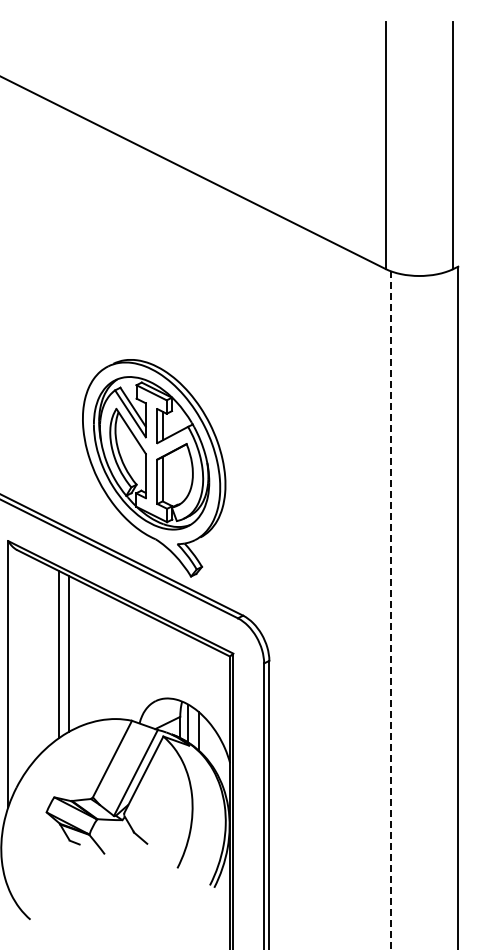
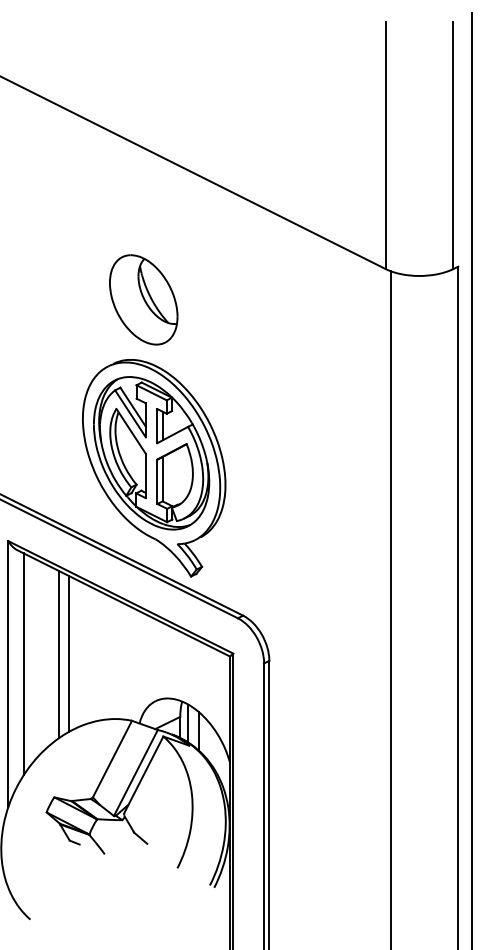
part: none -> present (143, 299)
line: none -> present (472, 479)
line: dashed -> solid (390, 611)
line: none -> present (23, 664)
